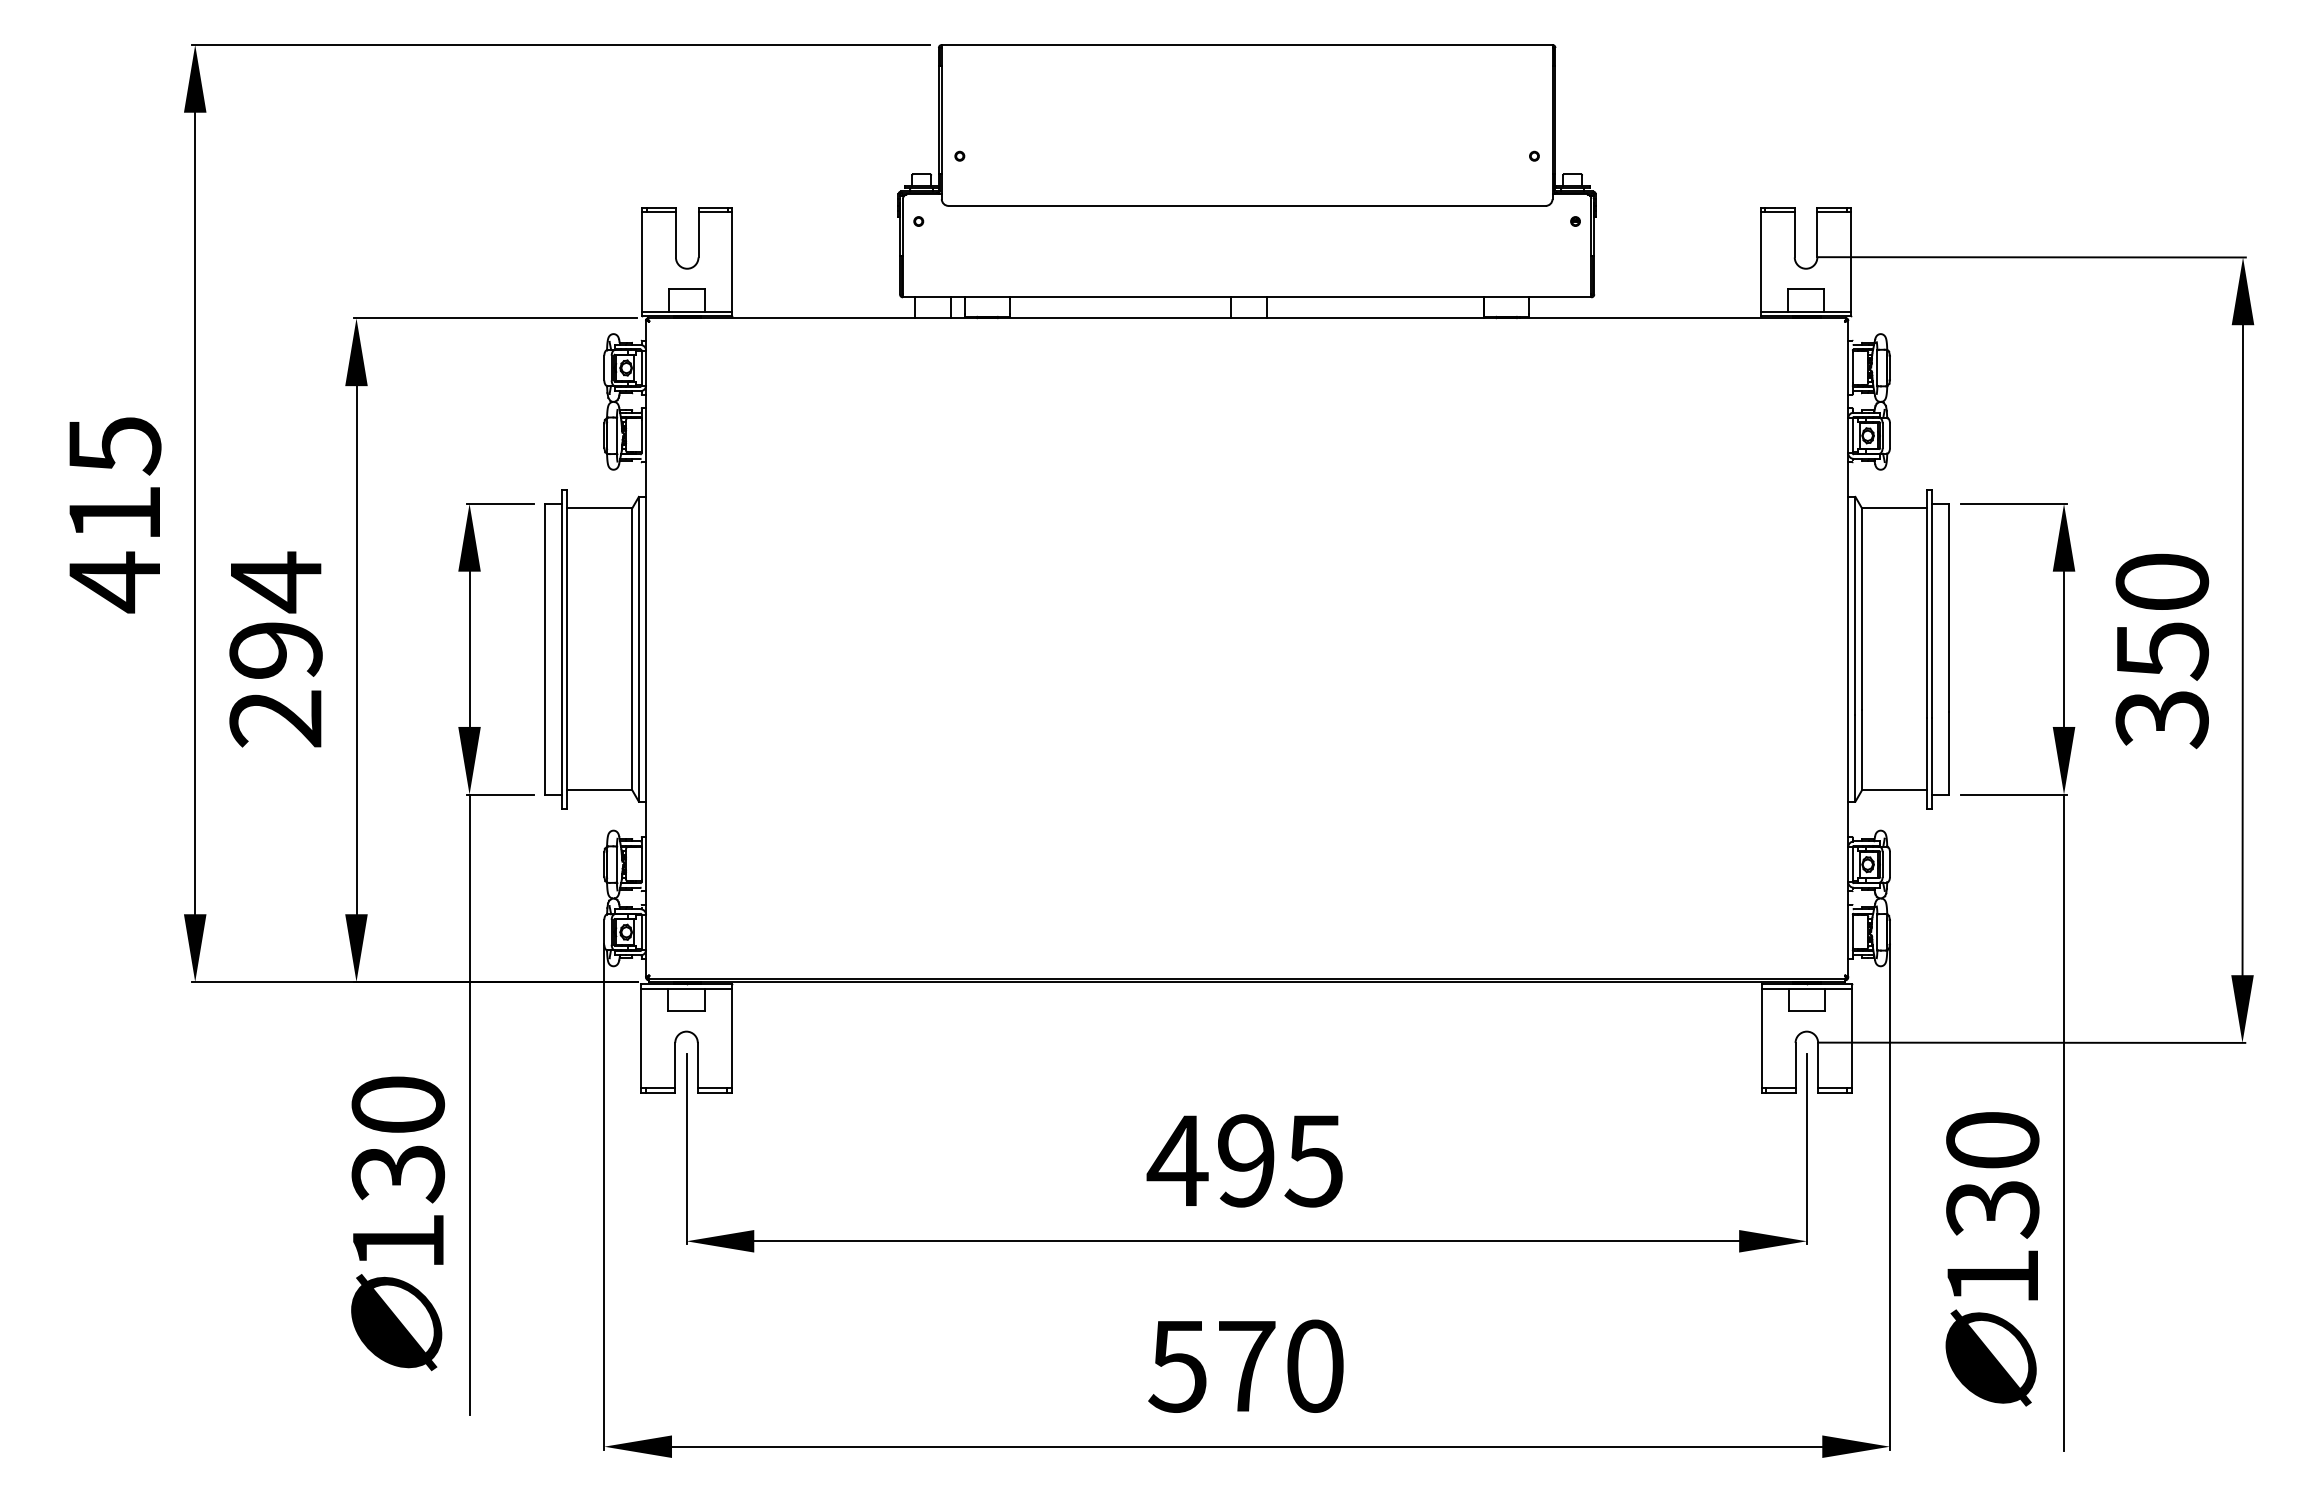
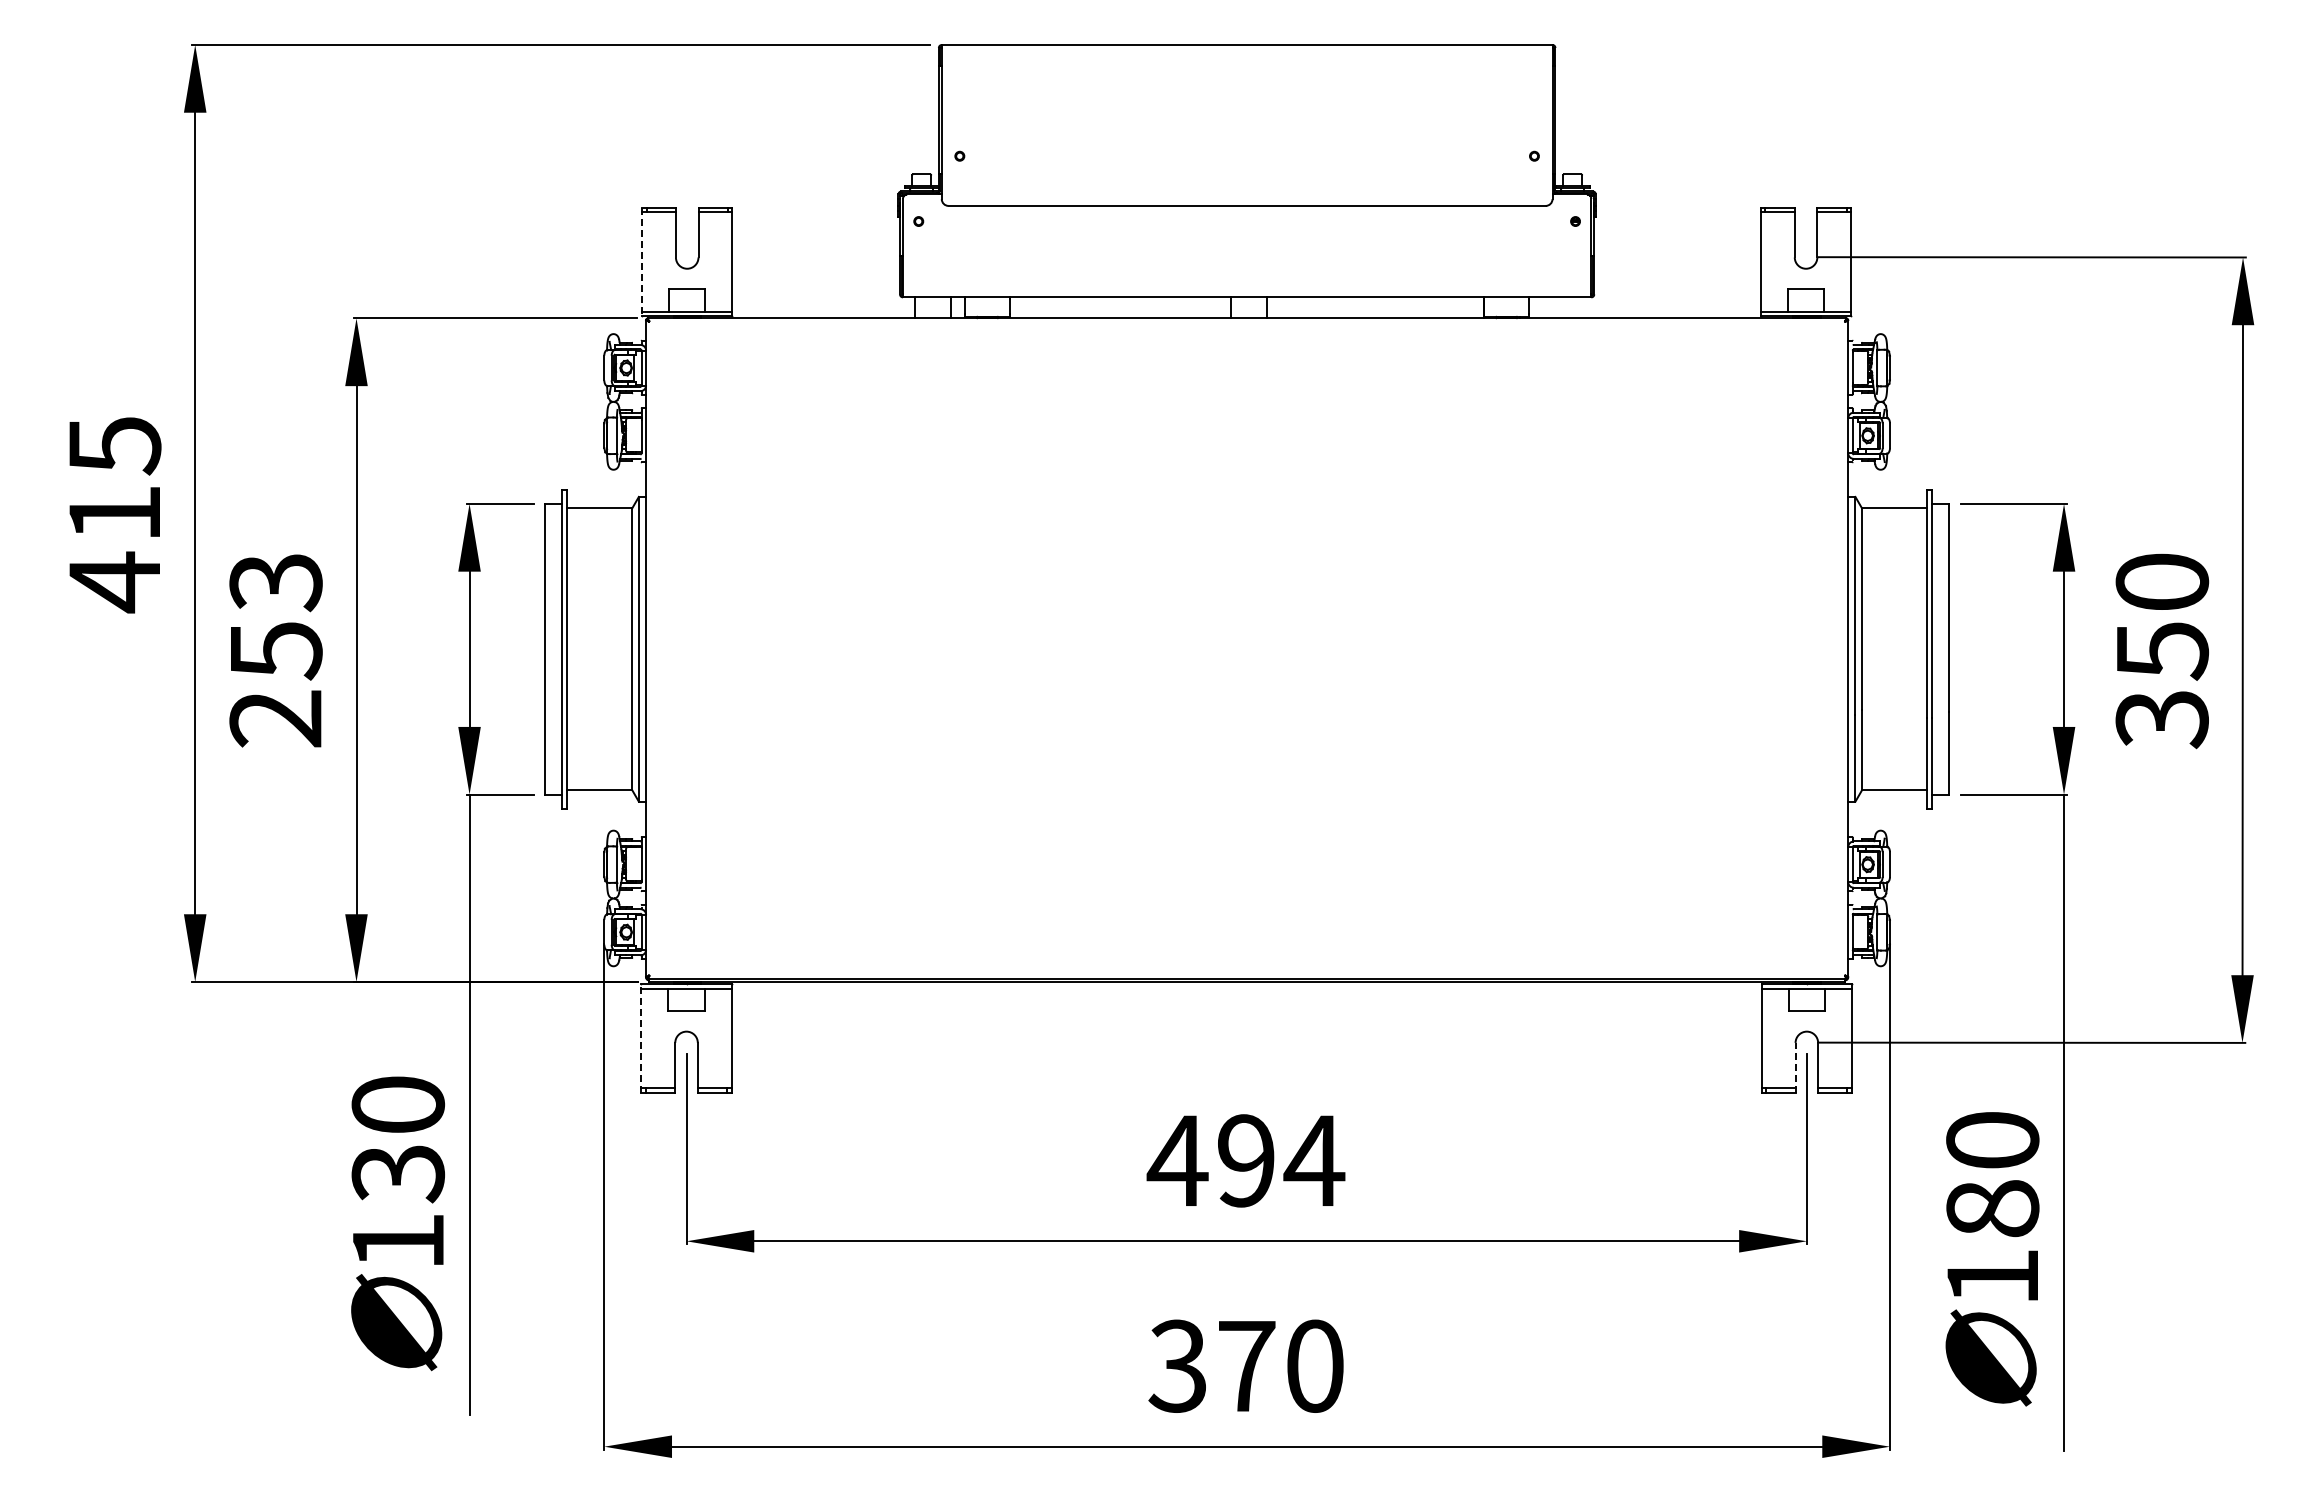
line: solid -> dashed (642, 262)
text: 294 -> 253 (275, 615)
line: solid -> dashed (641, 1037)
line: solid -> dashed (1795, 1067)
text: 495 -> 494 (1314, 1161)
text: 130 -> 180 (1992, 1209)
text: 570 -> 370 (1177, 1365)
